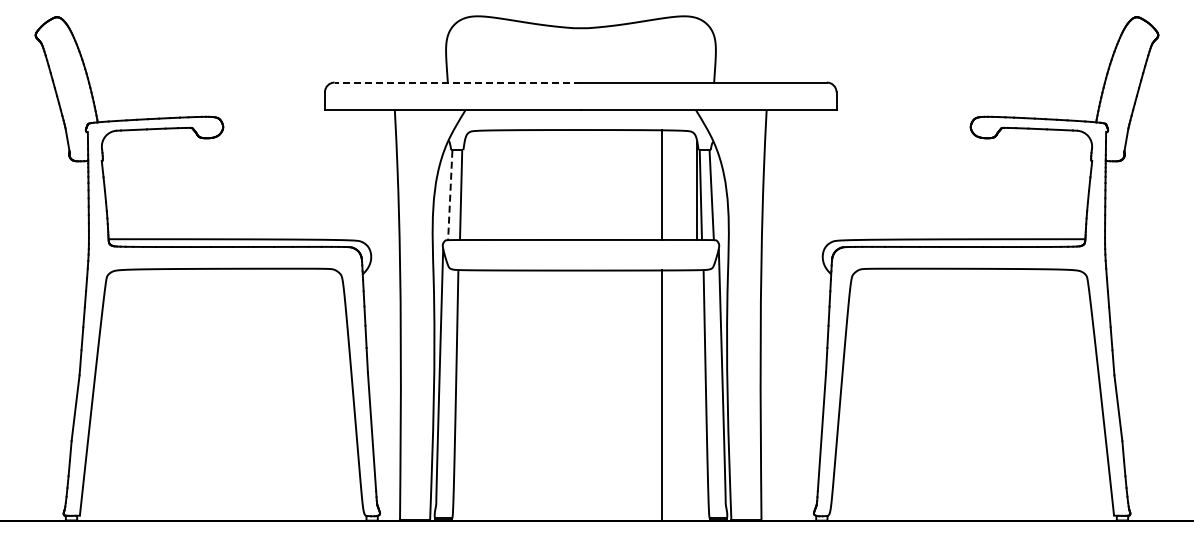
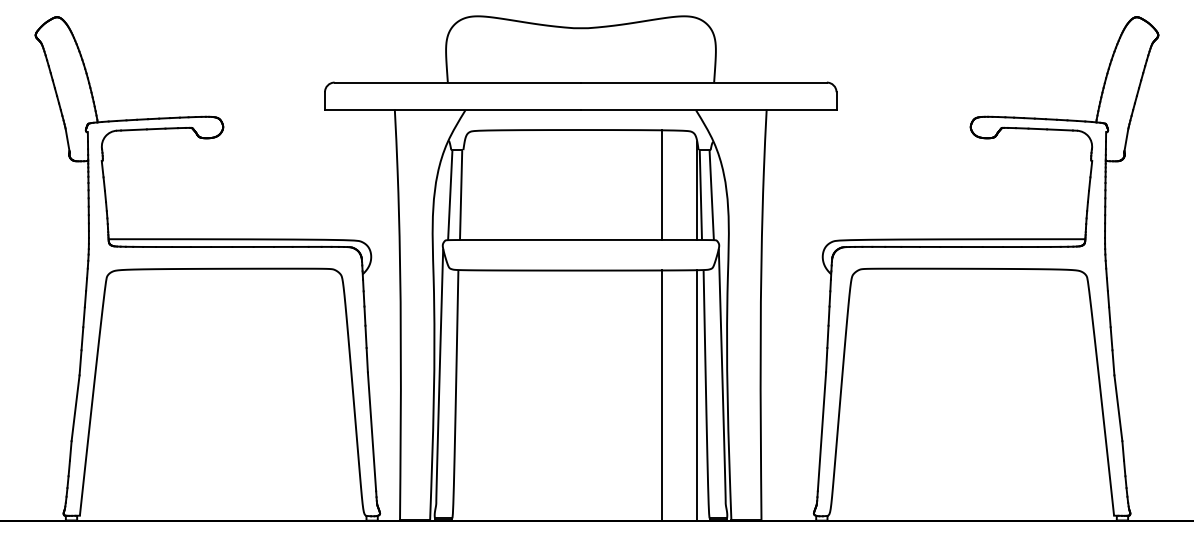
line: dashed -> solid (457, 82)
line: dashed -> solid (450, 195)
line: none -> present (697, 395)
